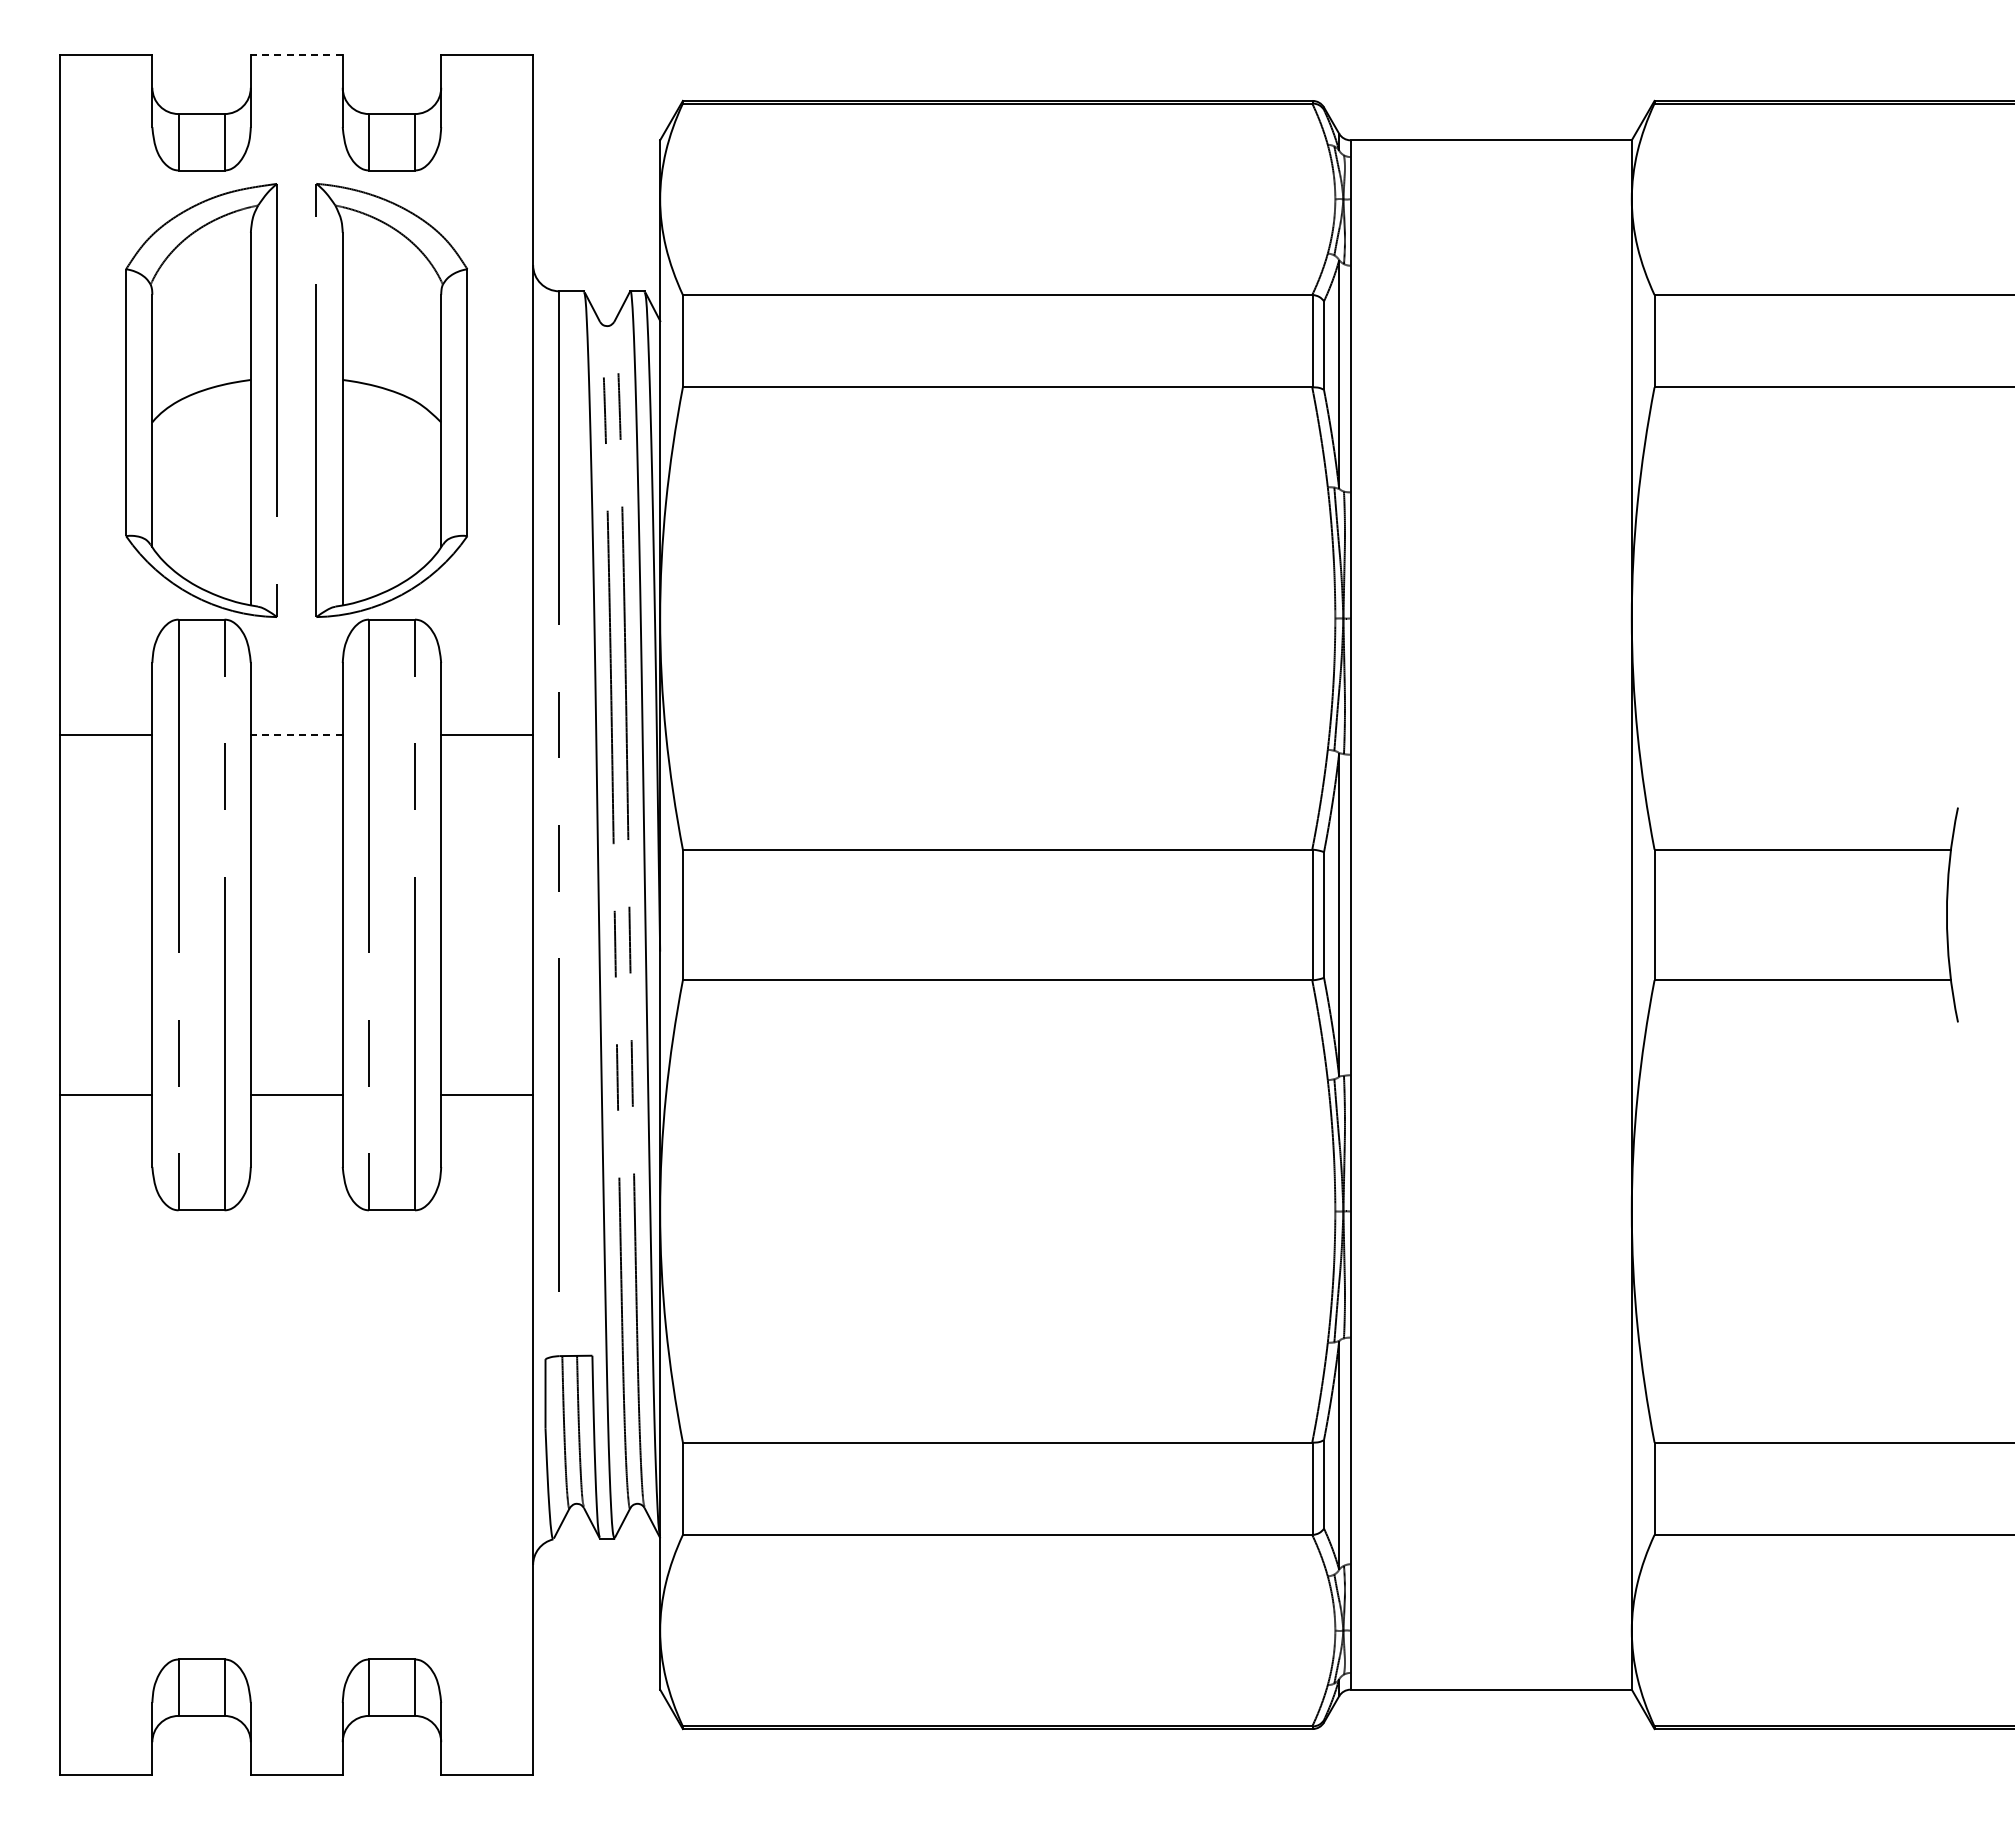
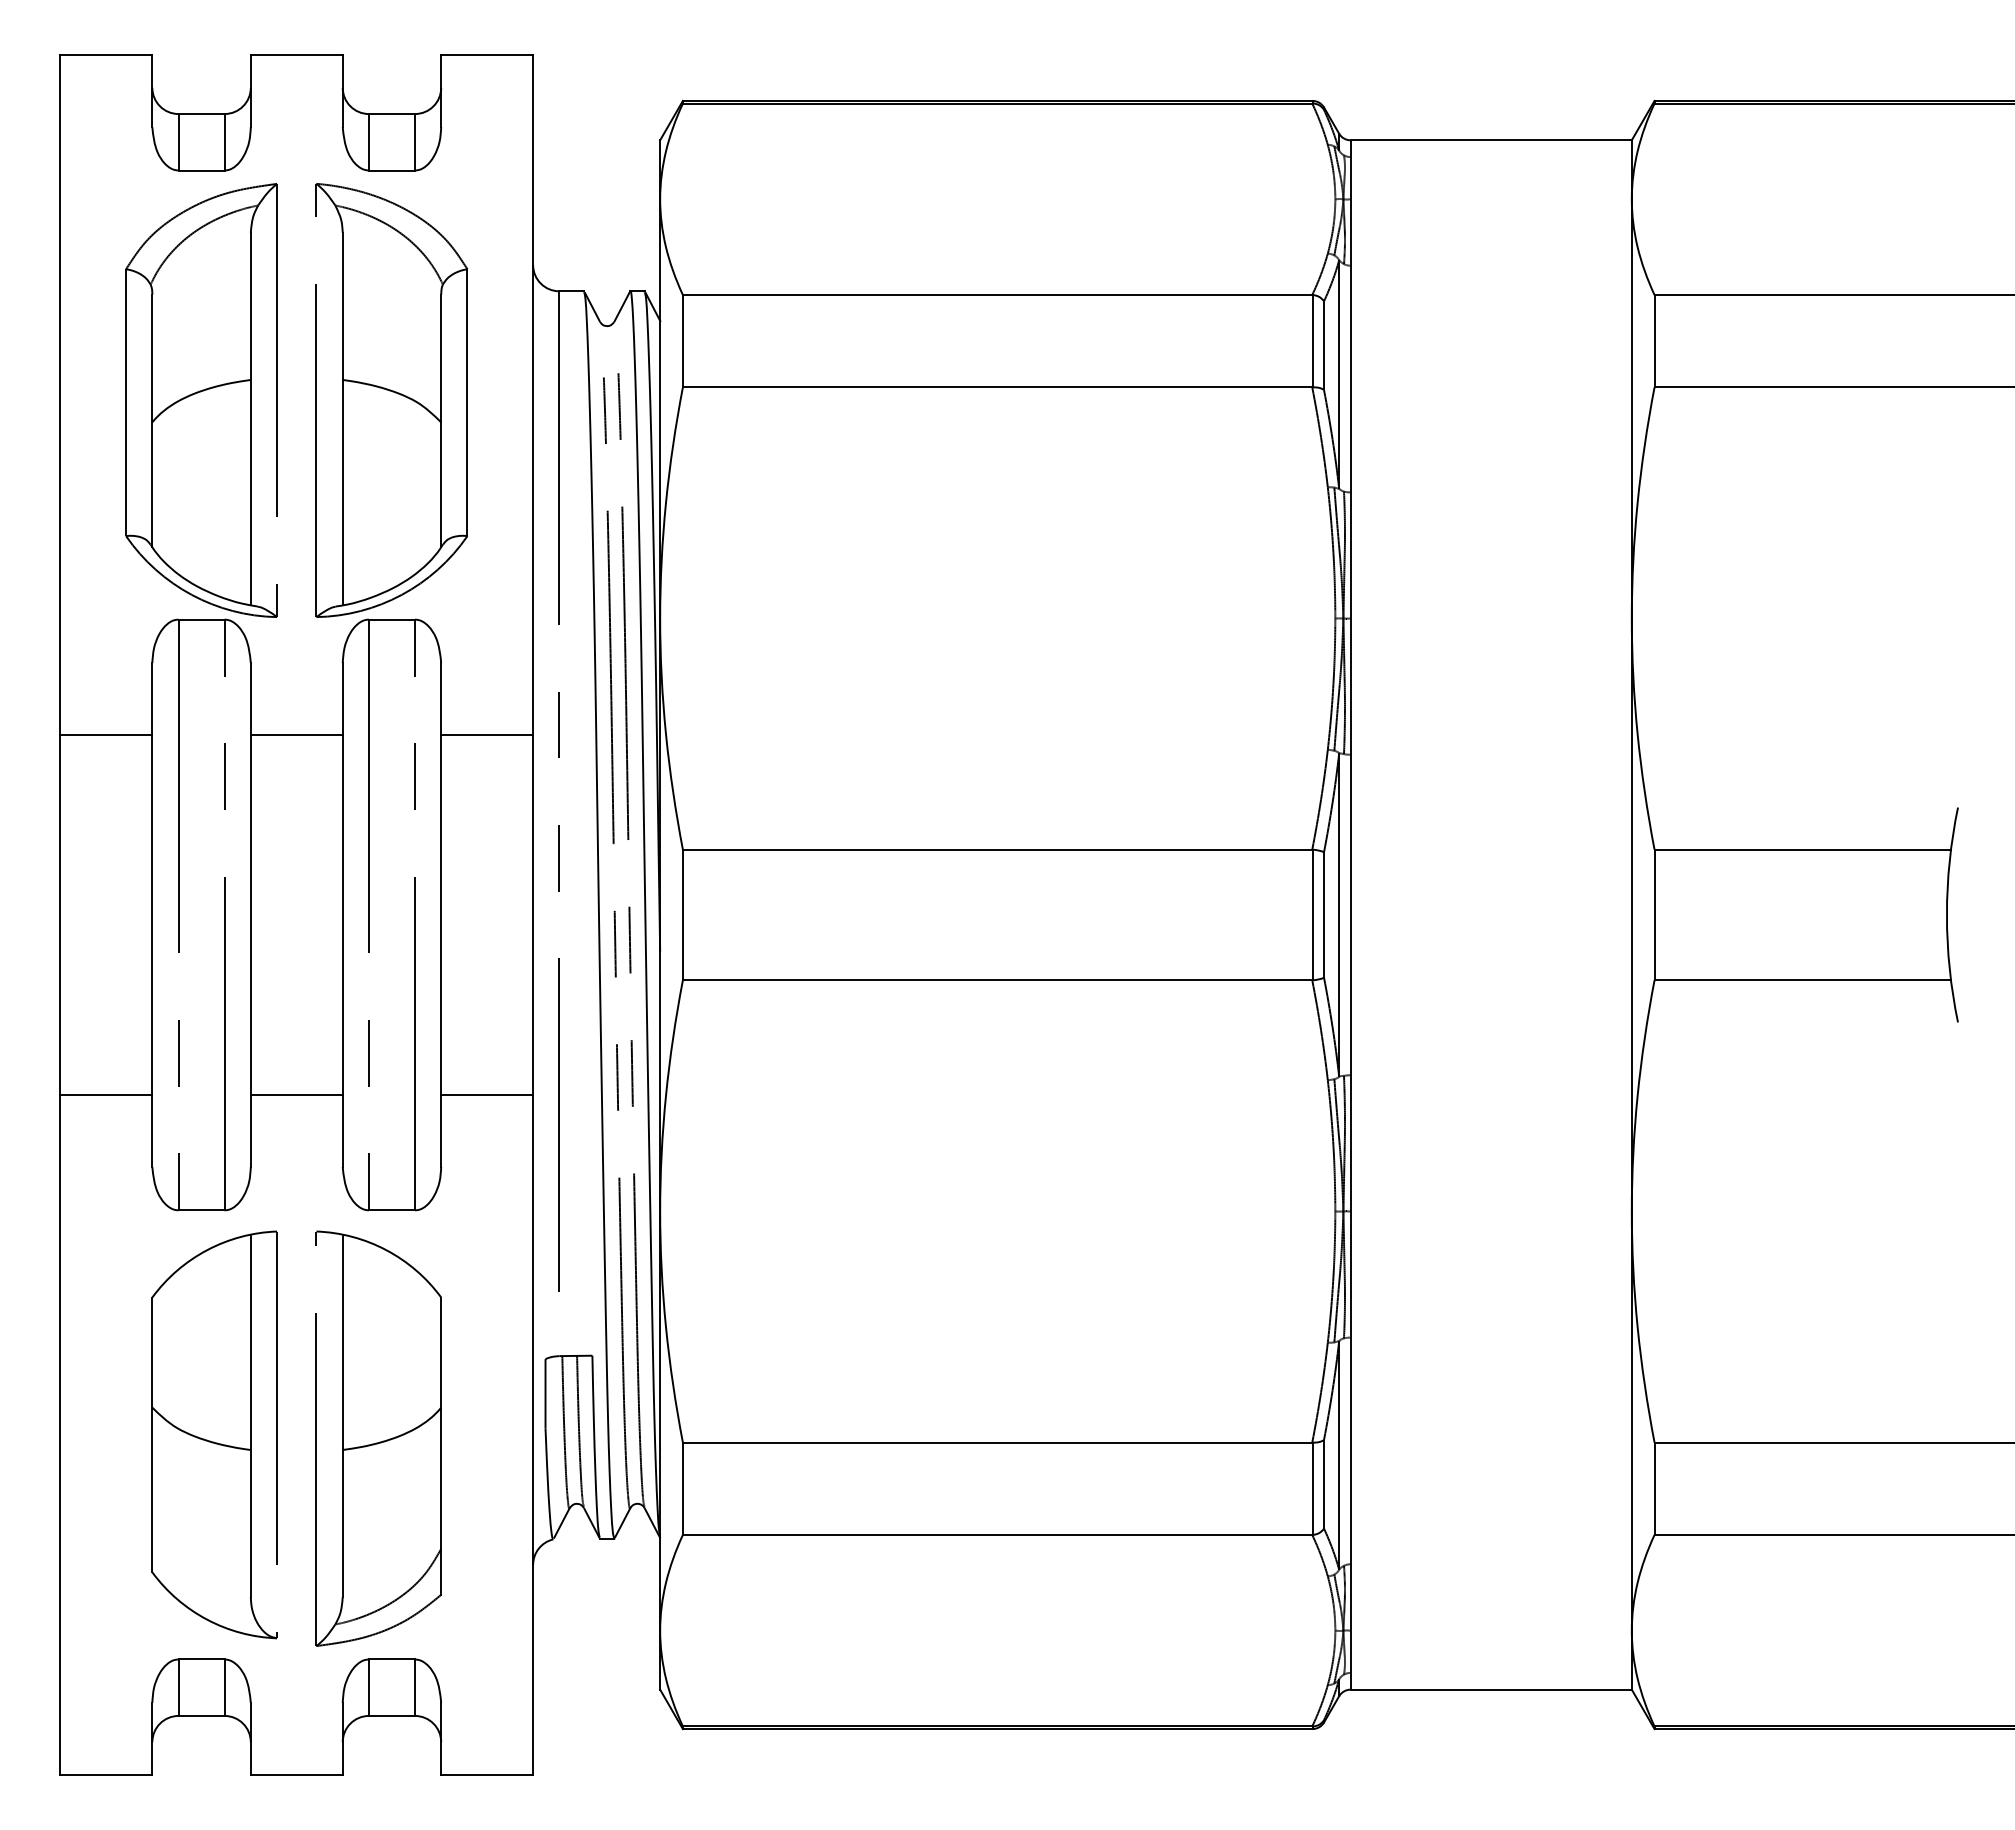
line: dashed -> solid (296, 54)
line: dashed -> solid (296, 735)
part: none -> present (214, 1434)
part: none -> present (378, 1438)
